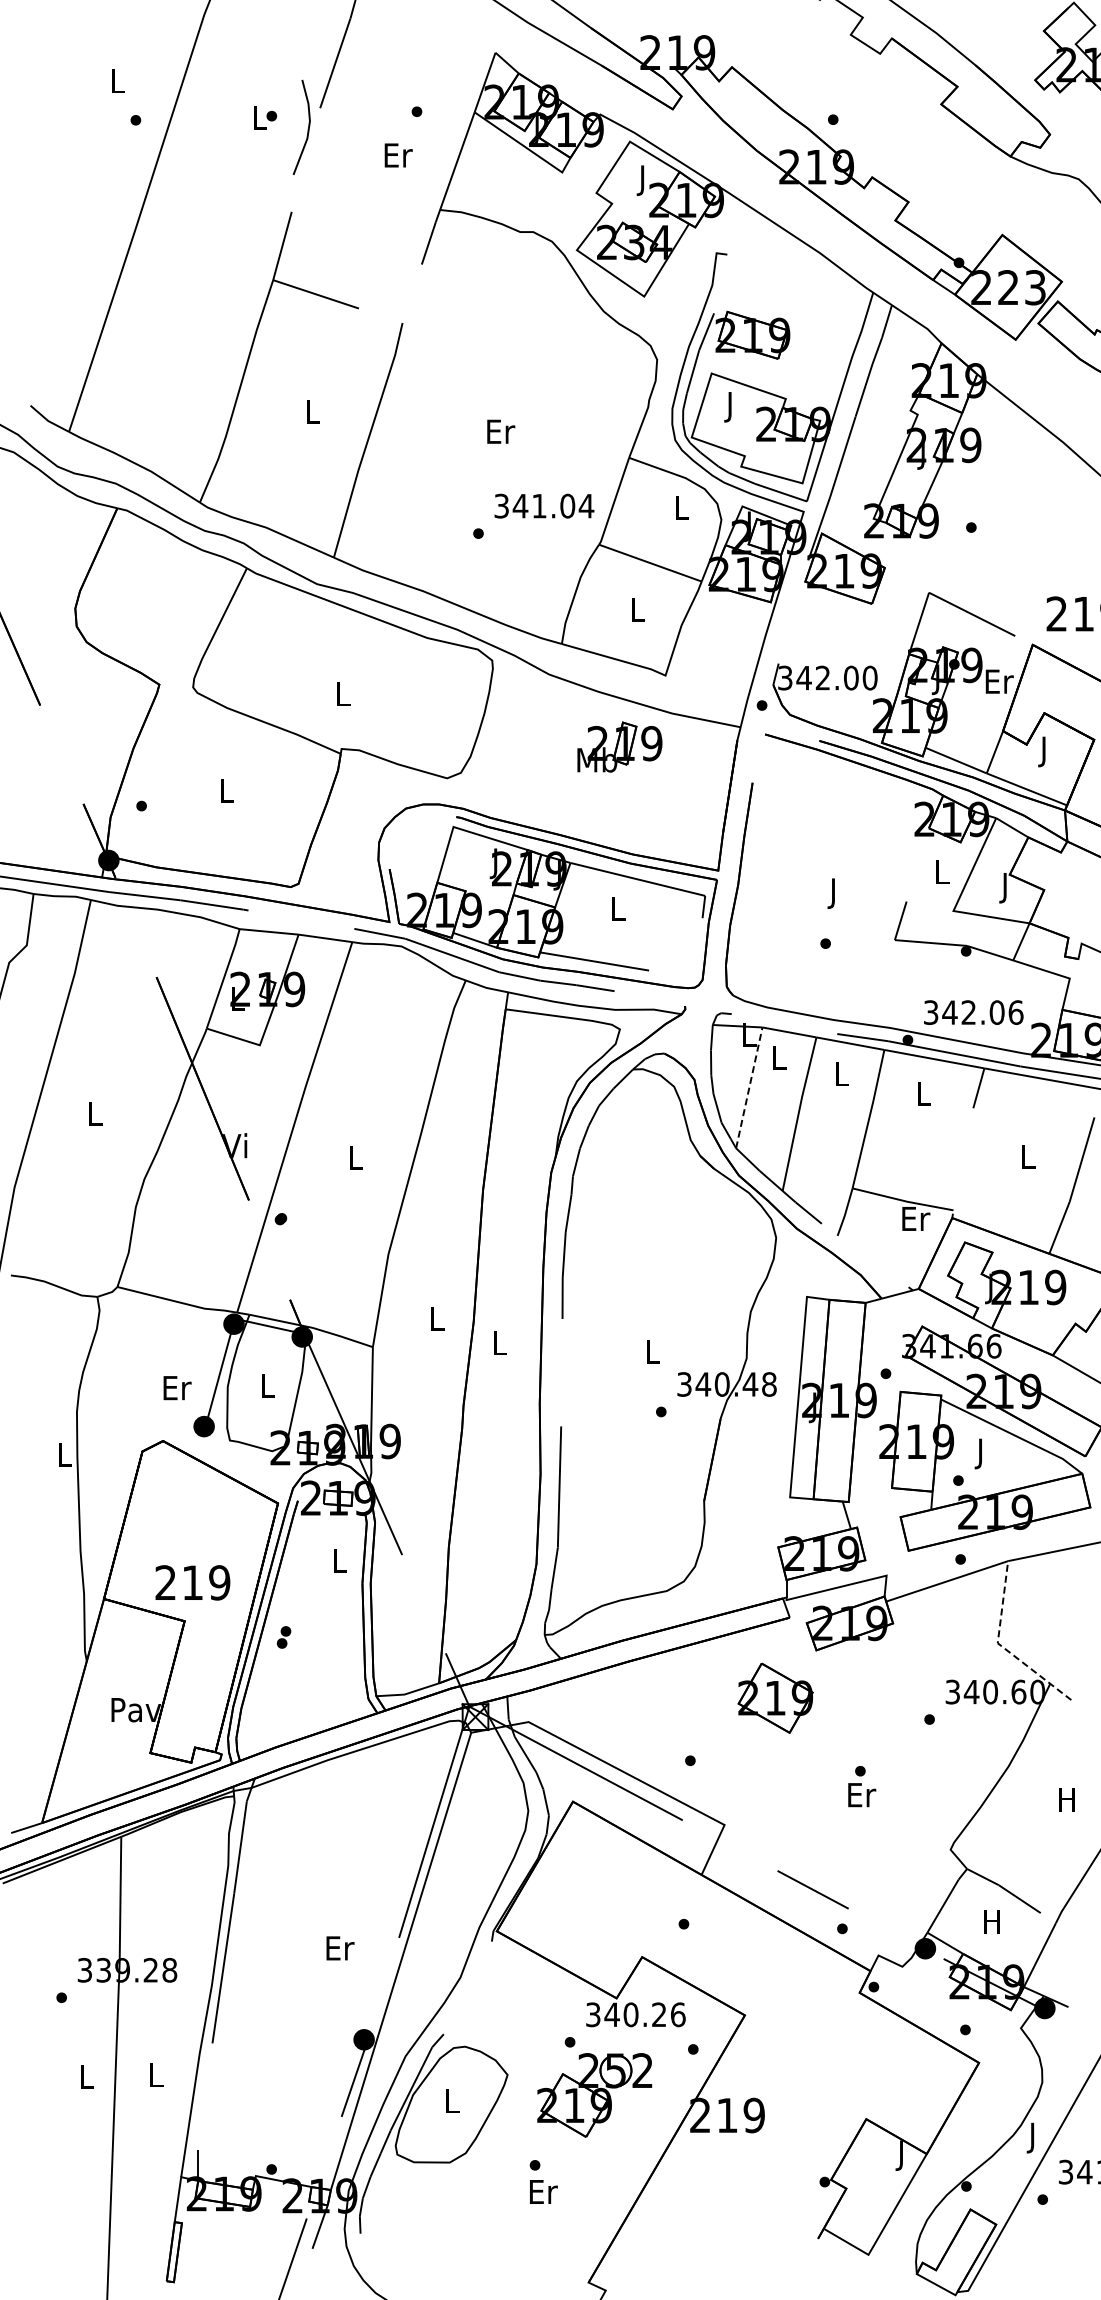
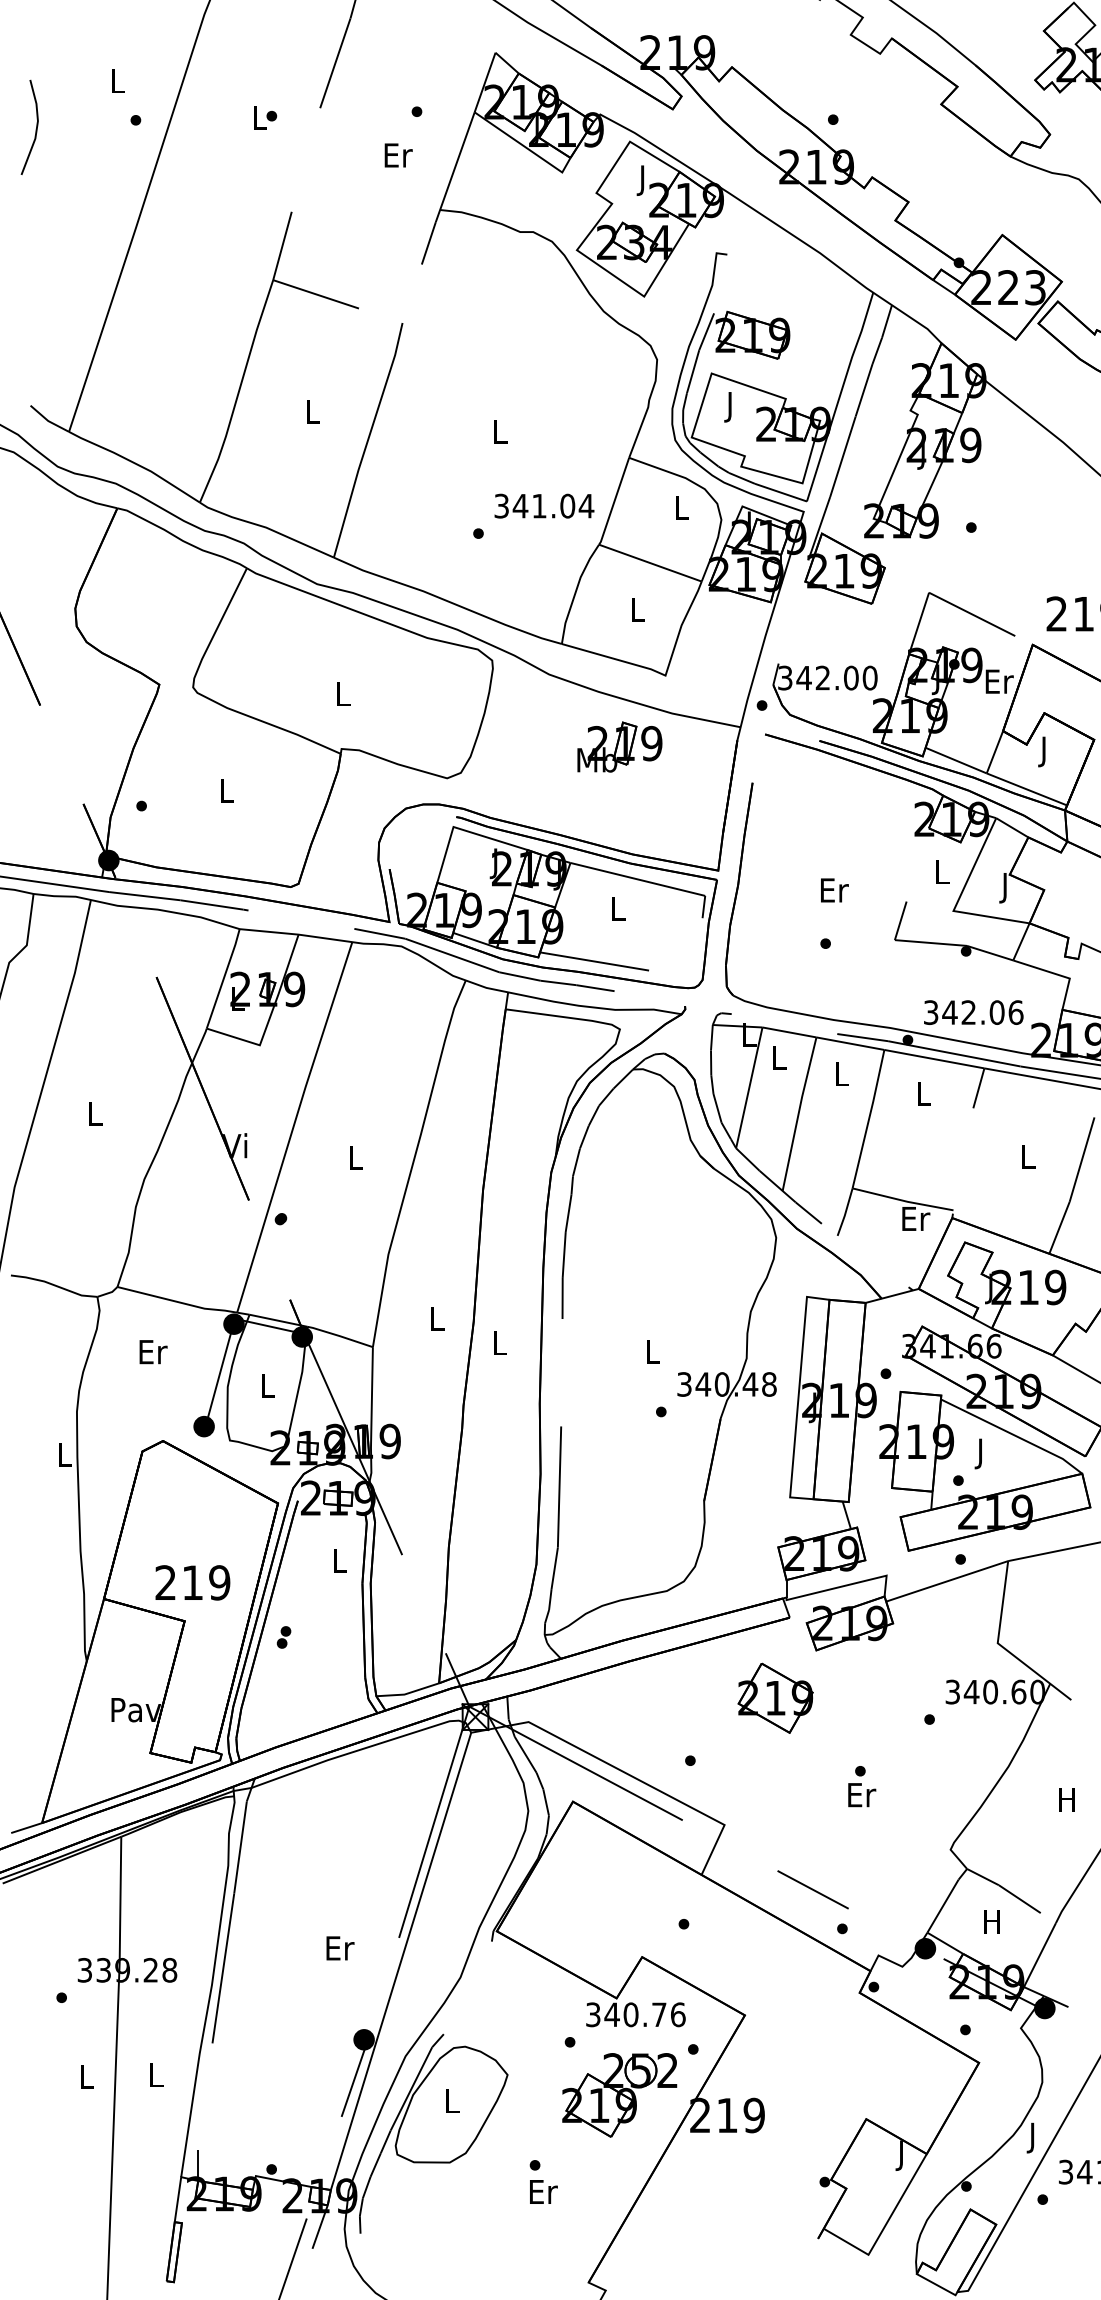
line position: (307, 129) -> (35, 129) (35, 129)
text: Er -> L (501, 431)
text: J -> Er (834, 893)
line: dashed -> solid (749, 1087)
text position: (177, 1388) -> (153, 1352) (153, 1352)
line: dashed -> solid (1001, 1646)
text: 340.26 -> 340.76 (659, 2014)
part position: (594, 2095) -> (619, 2095) (619, 2095)
